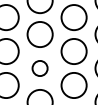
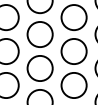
circle size: 18x17 px -> 28x27 px (39, 68)
